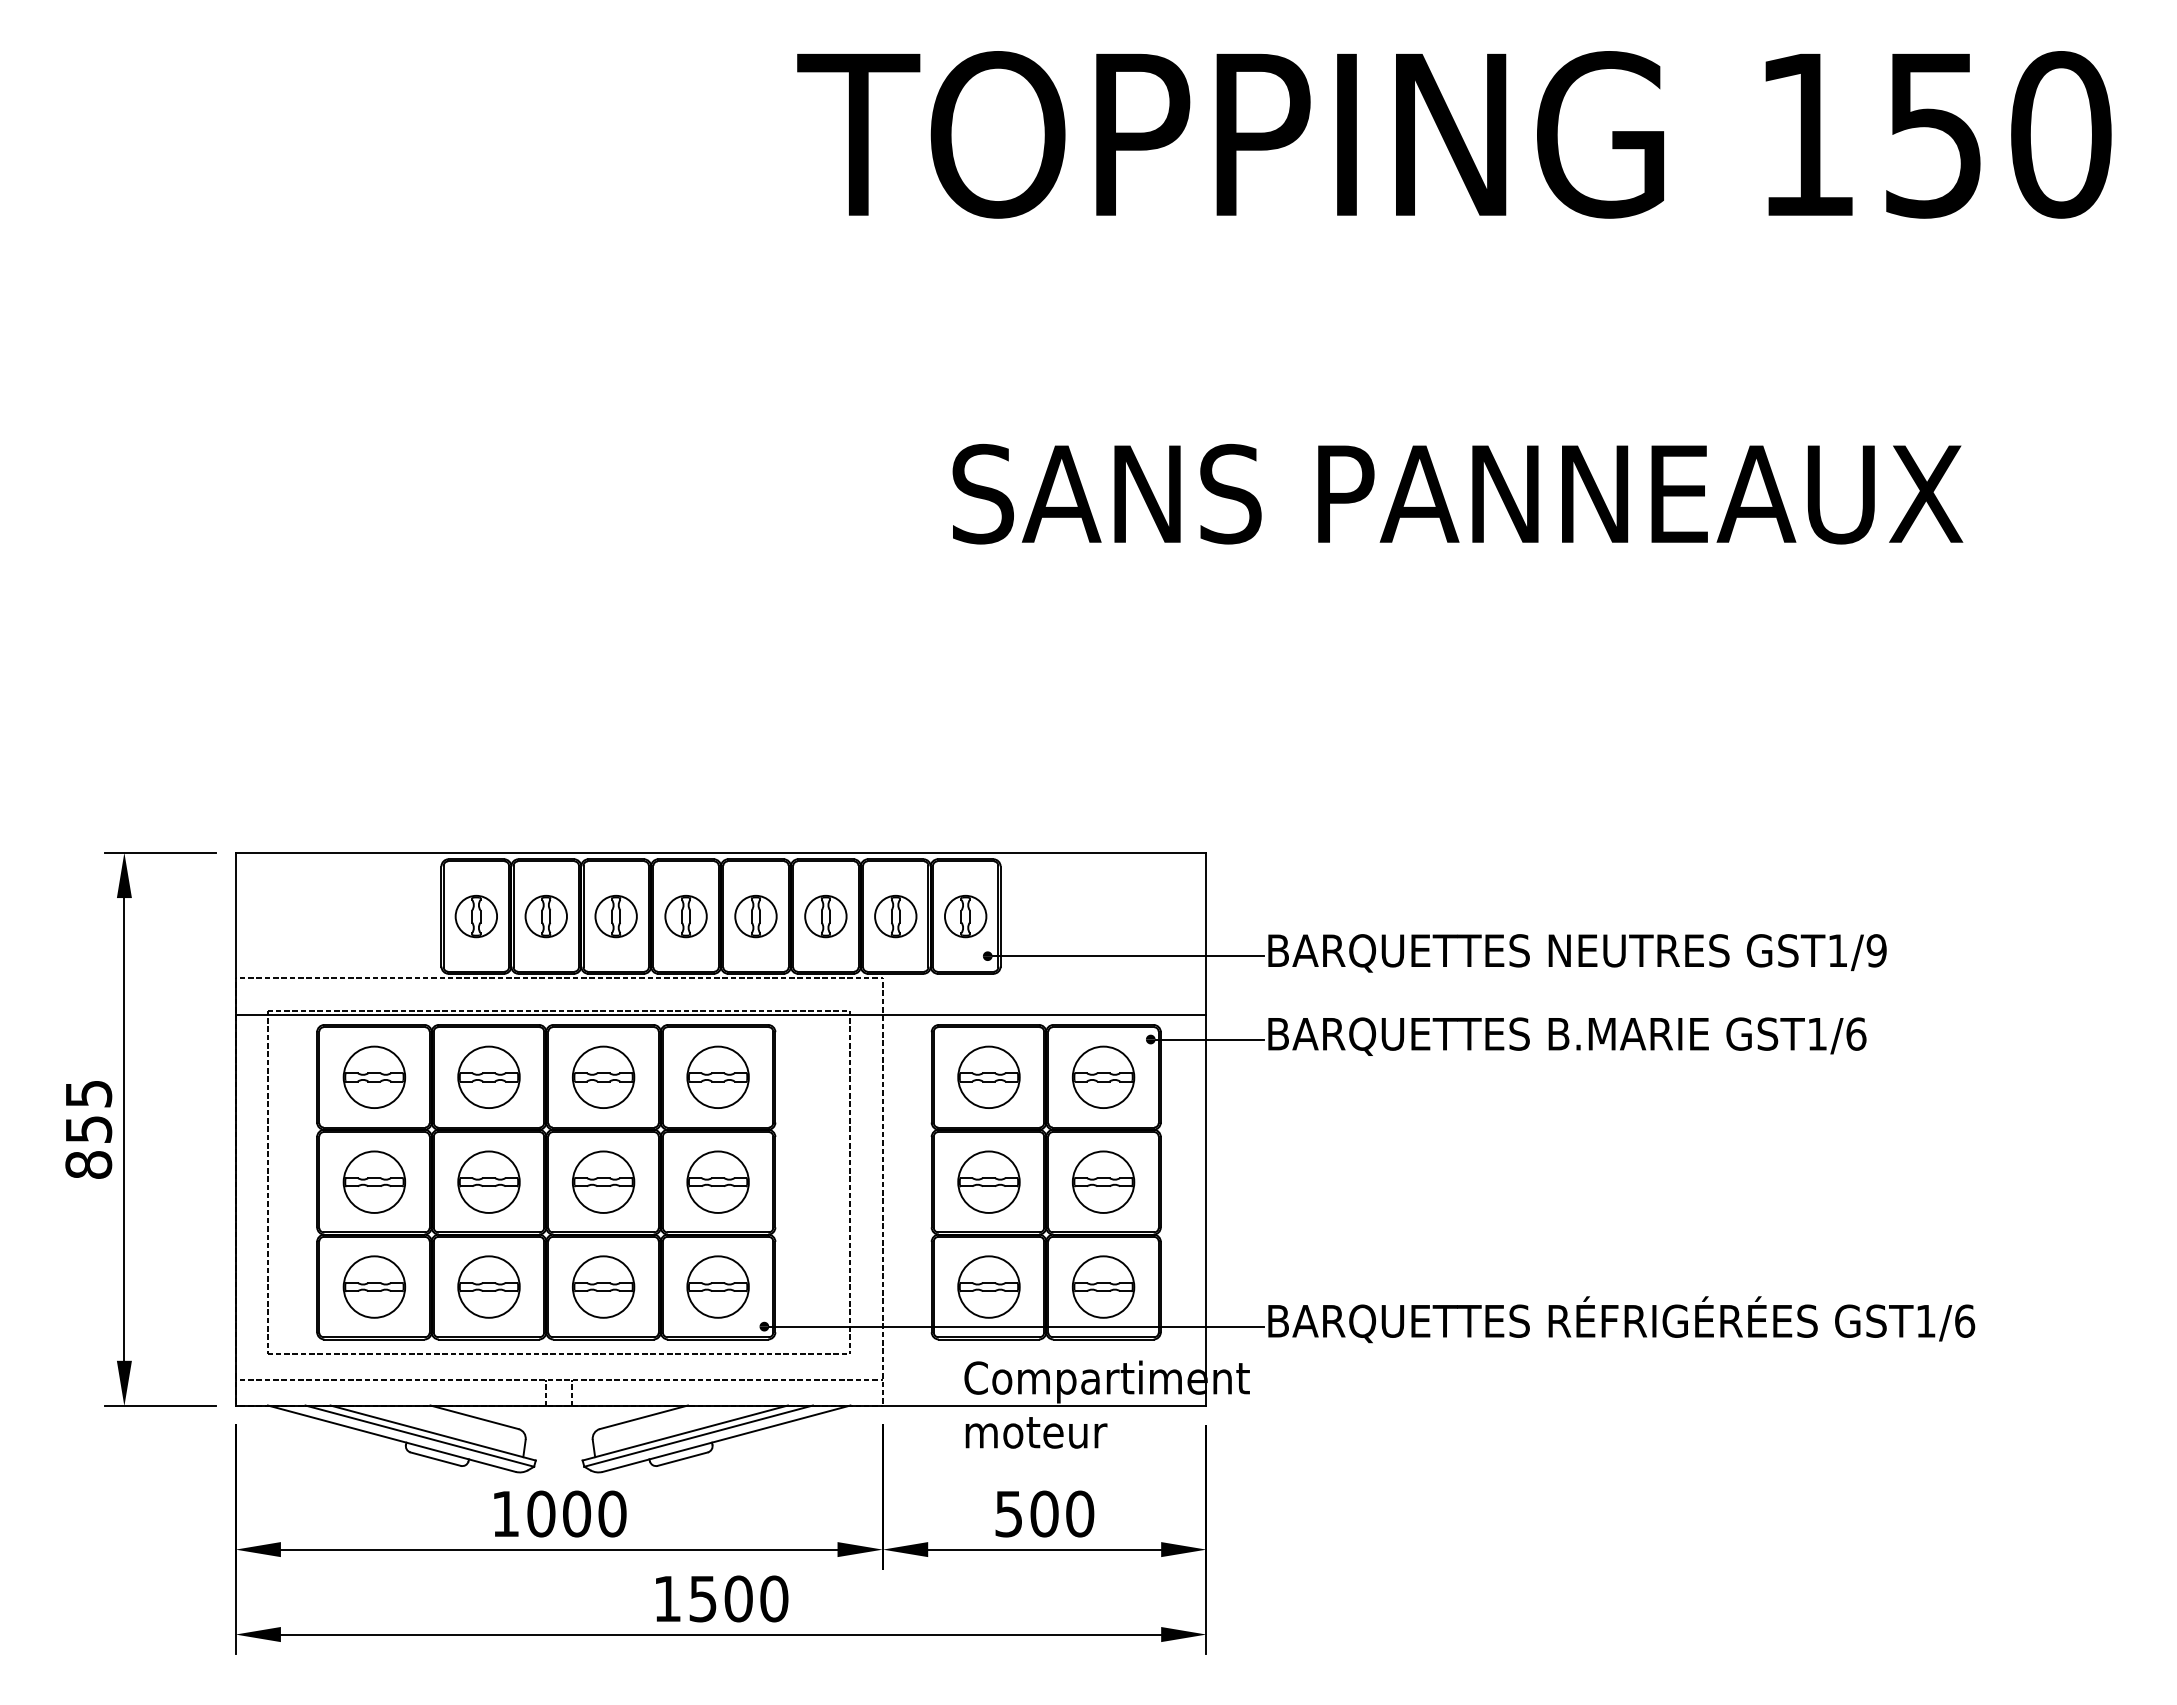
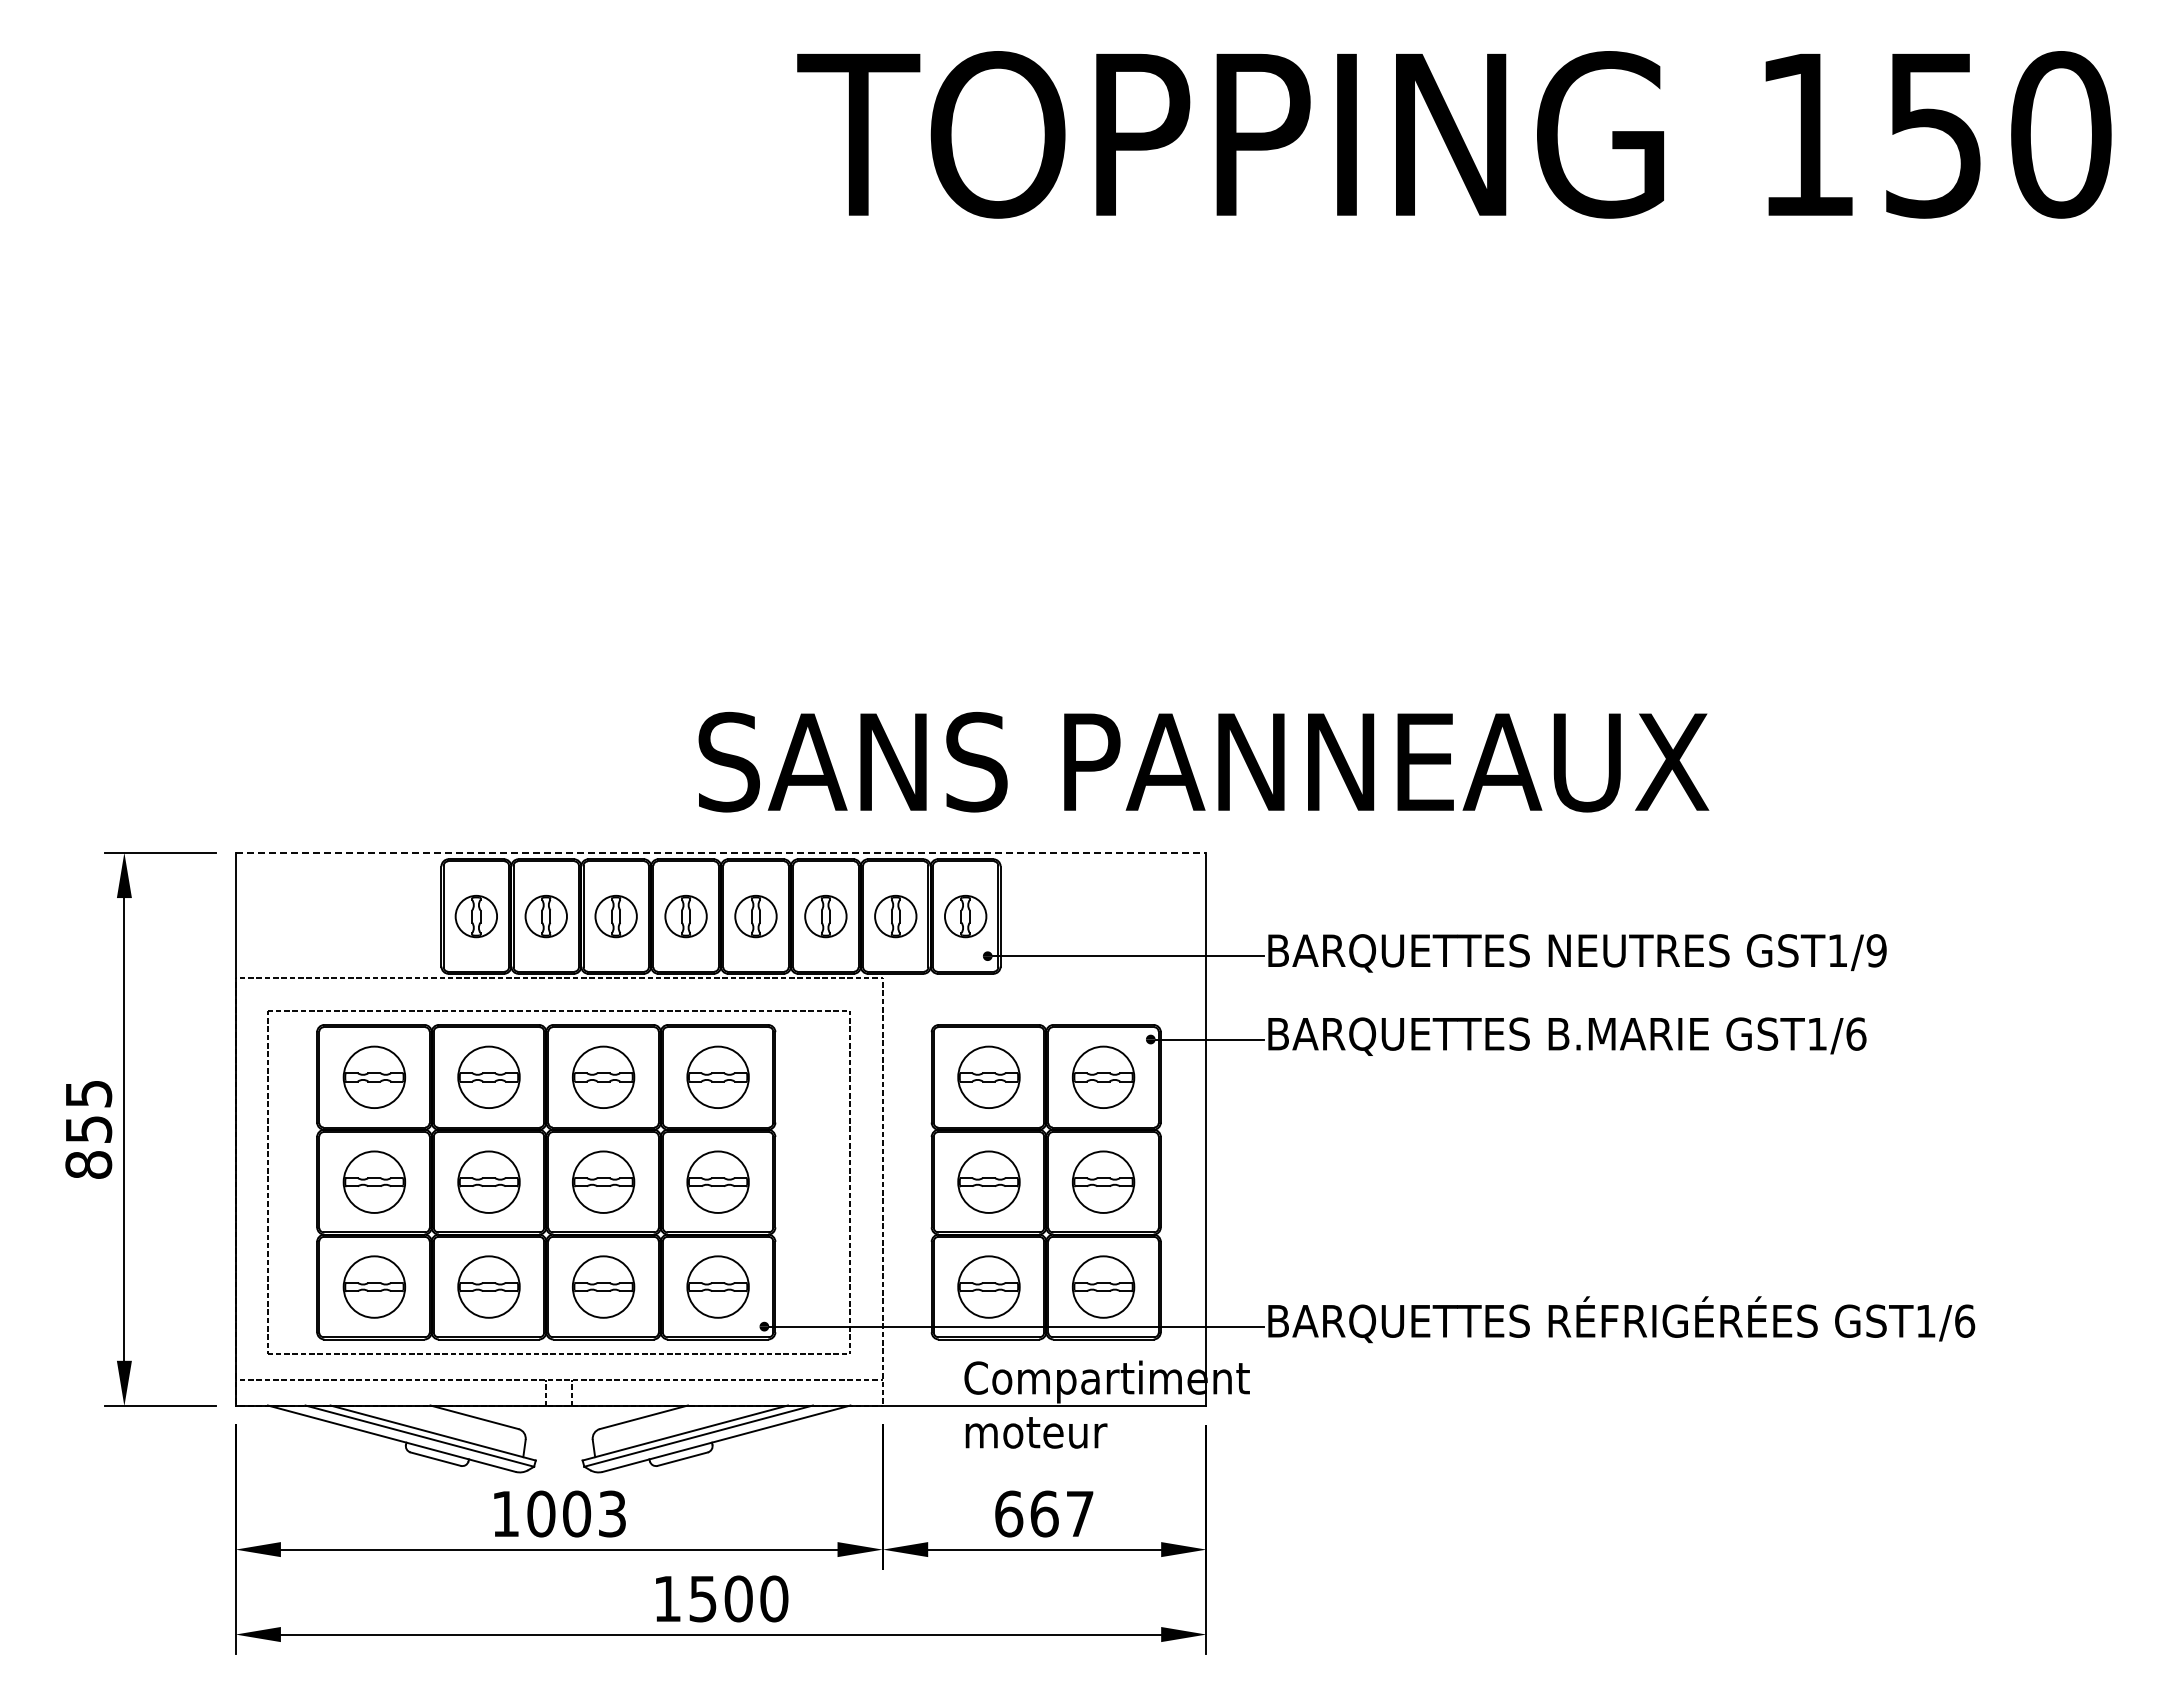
text position: (1457, 494) -> (1203, 762) (1203, 762)
line: solid -> dashed (721, 852)
line: present -> none (720, 1014)
text: 1000 -> 1003 (612, 1513)
text: 500 -> 667 (1044, 1513)
